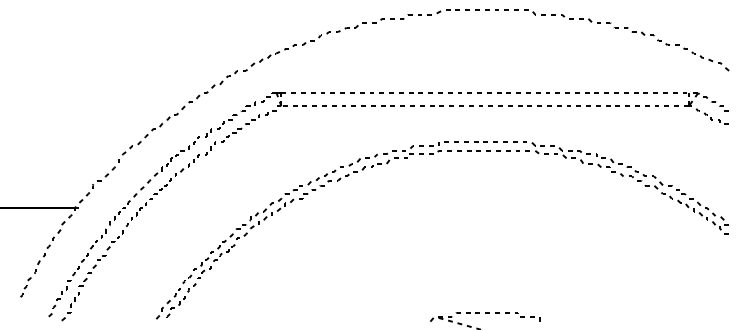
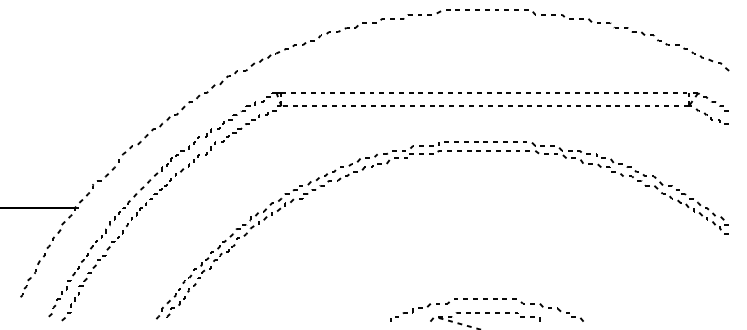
curve: none -> present (486, 299)
